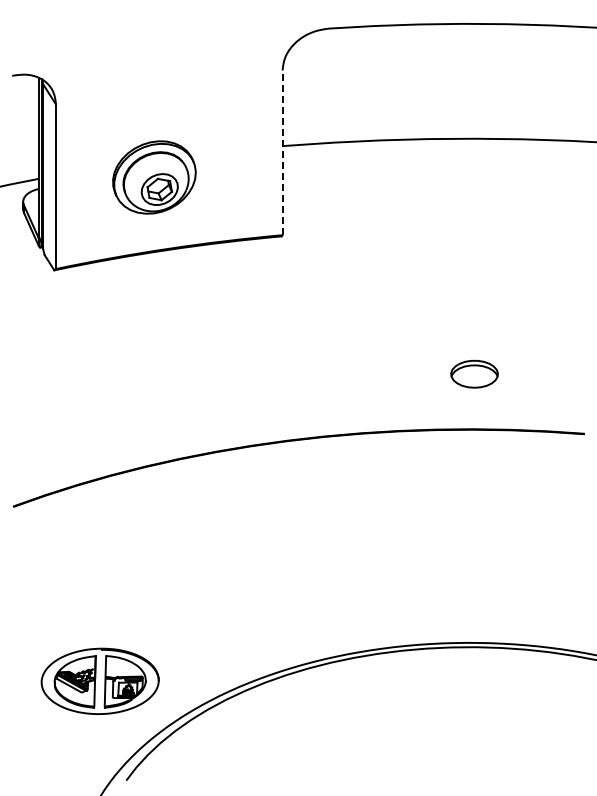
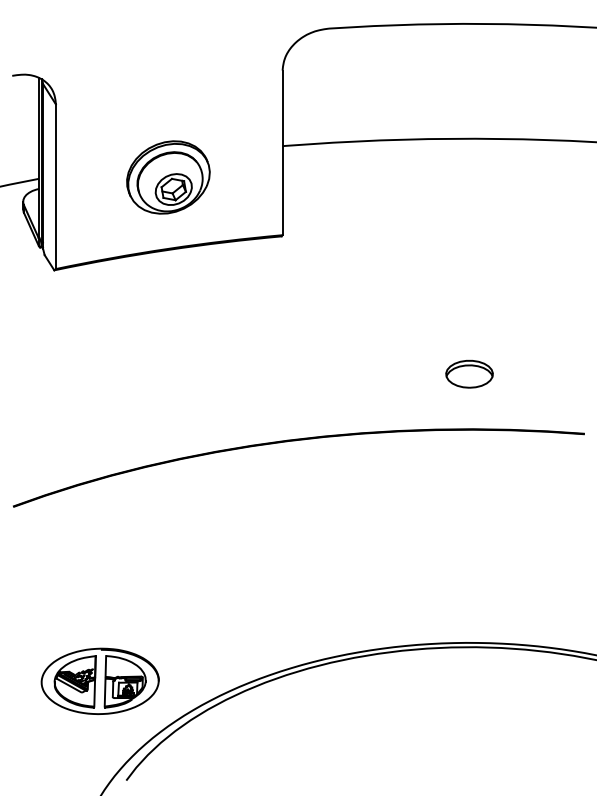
line: dashed -> solid (282, 152)
part position: (154, 177) -> (168, 177) (168, 177)
part position: (474, 374) -> (469, 374) (469, 374)
